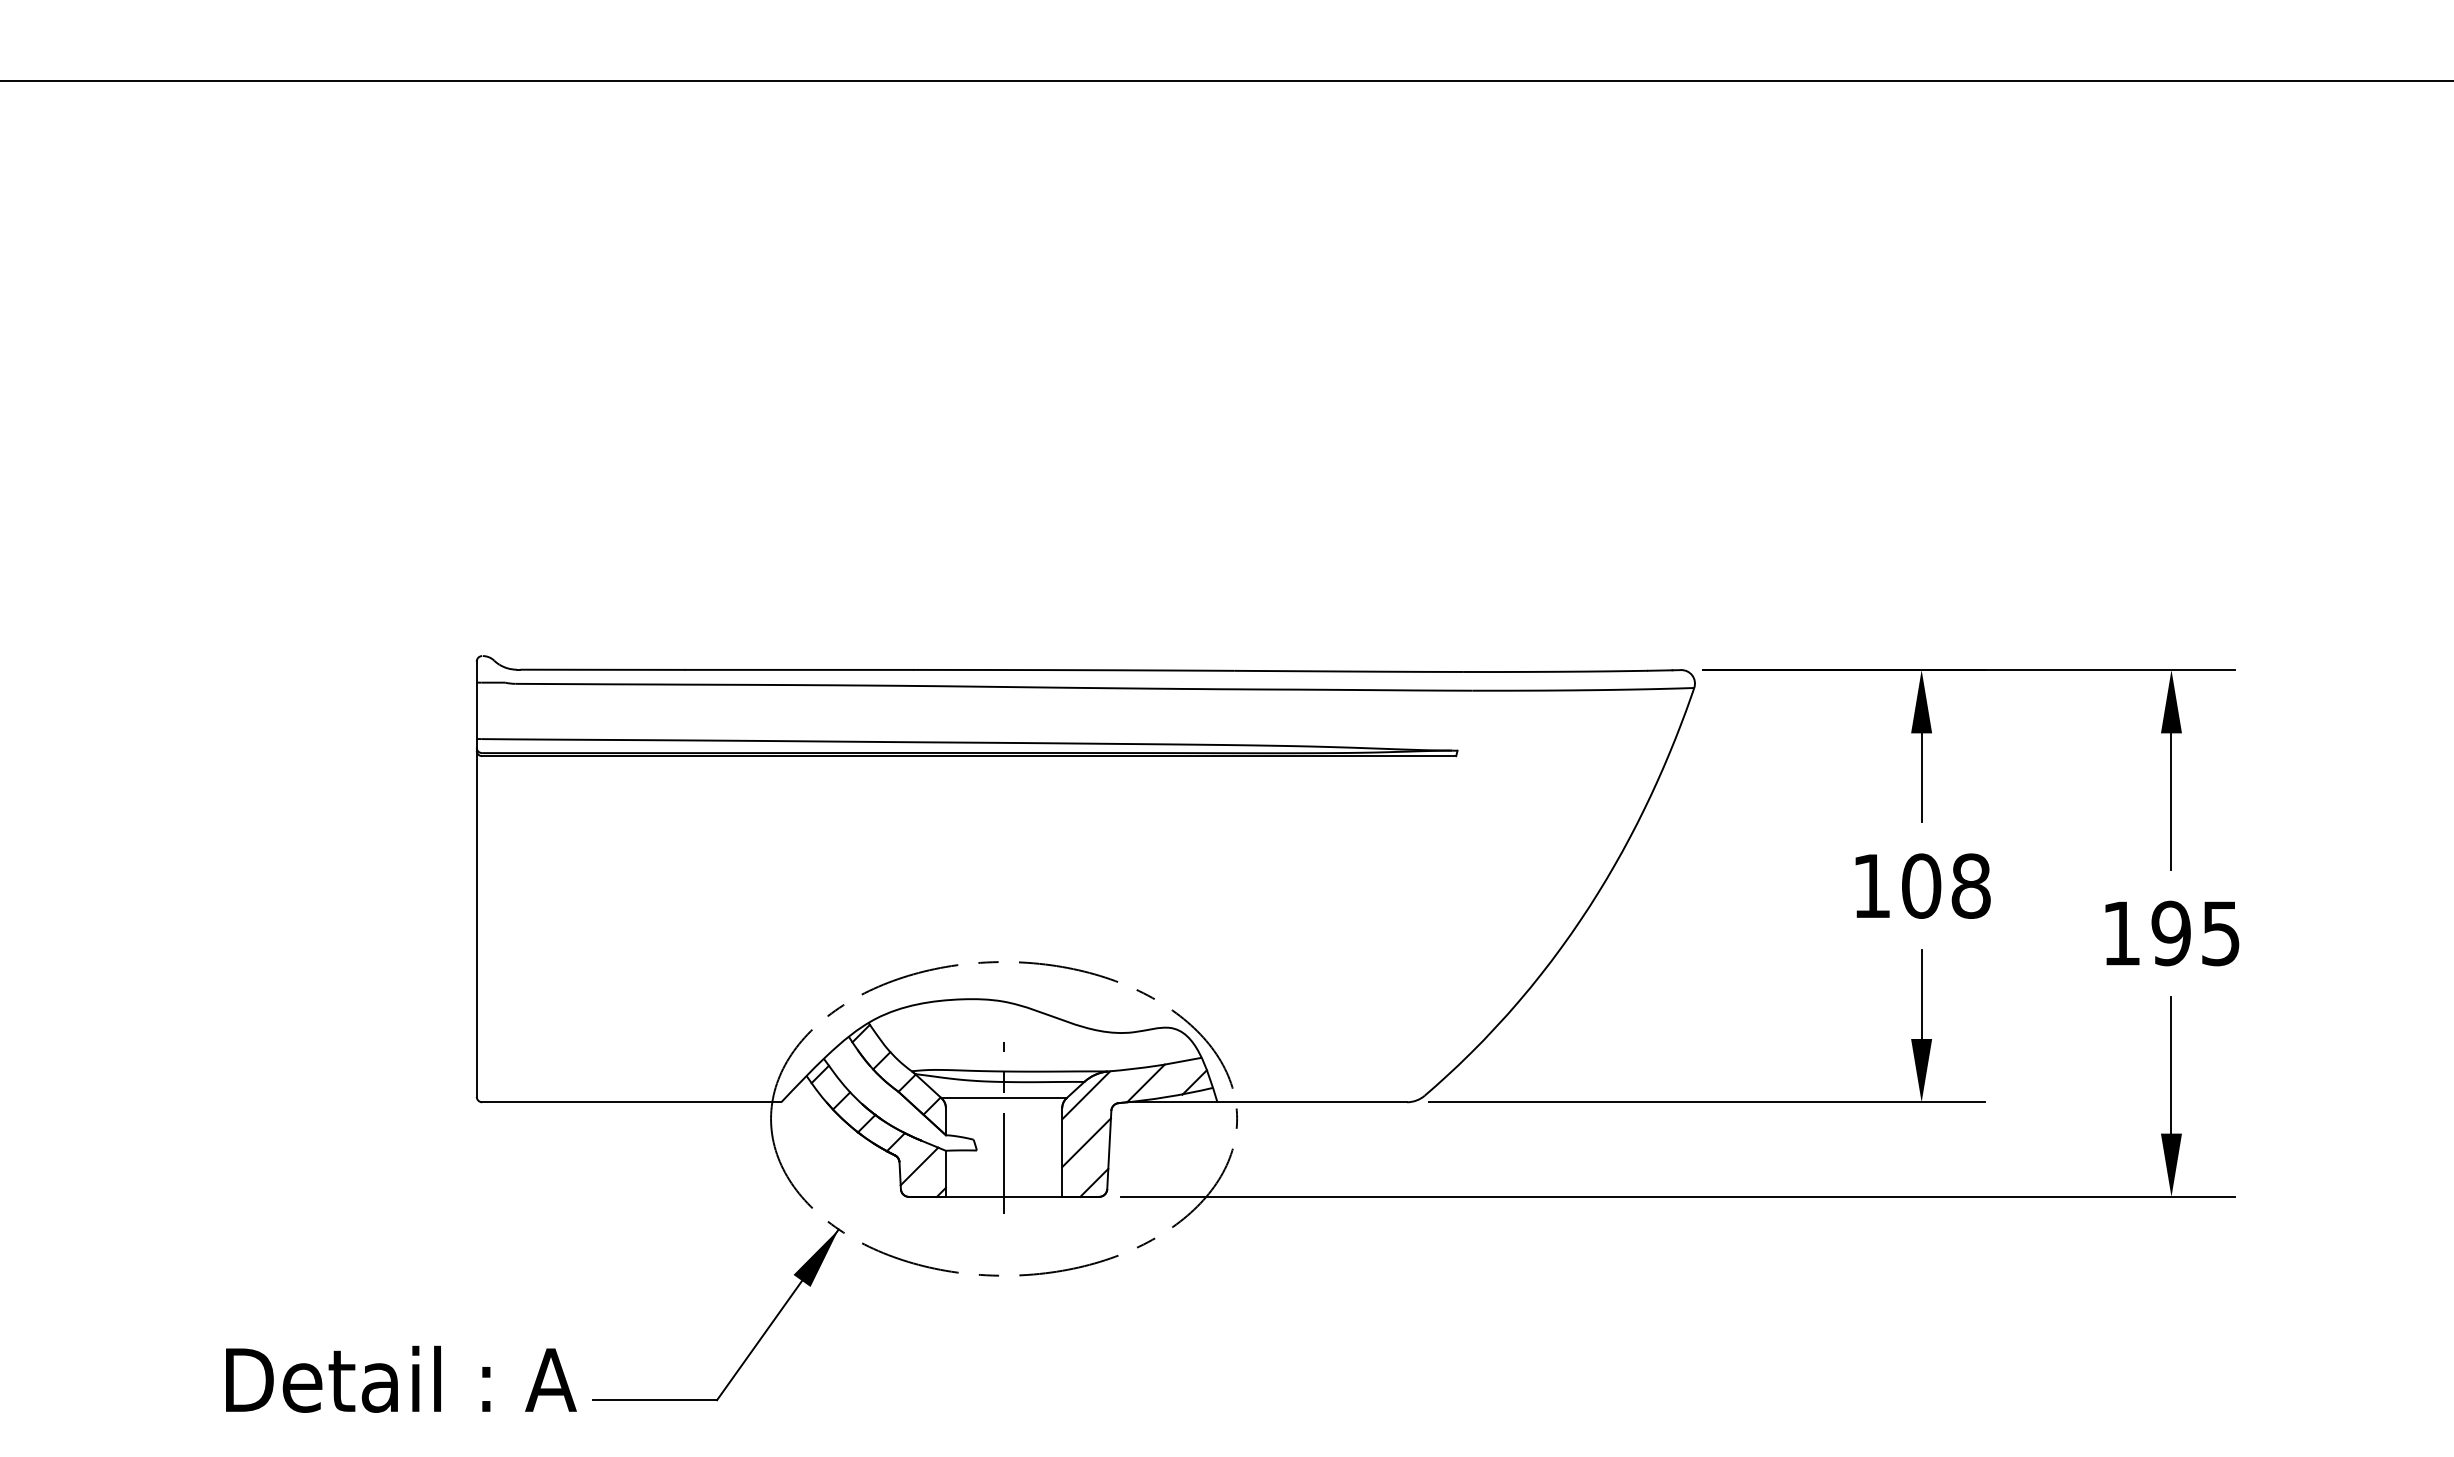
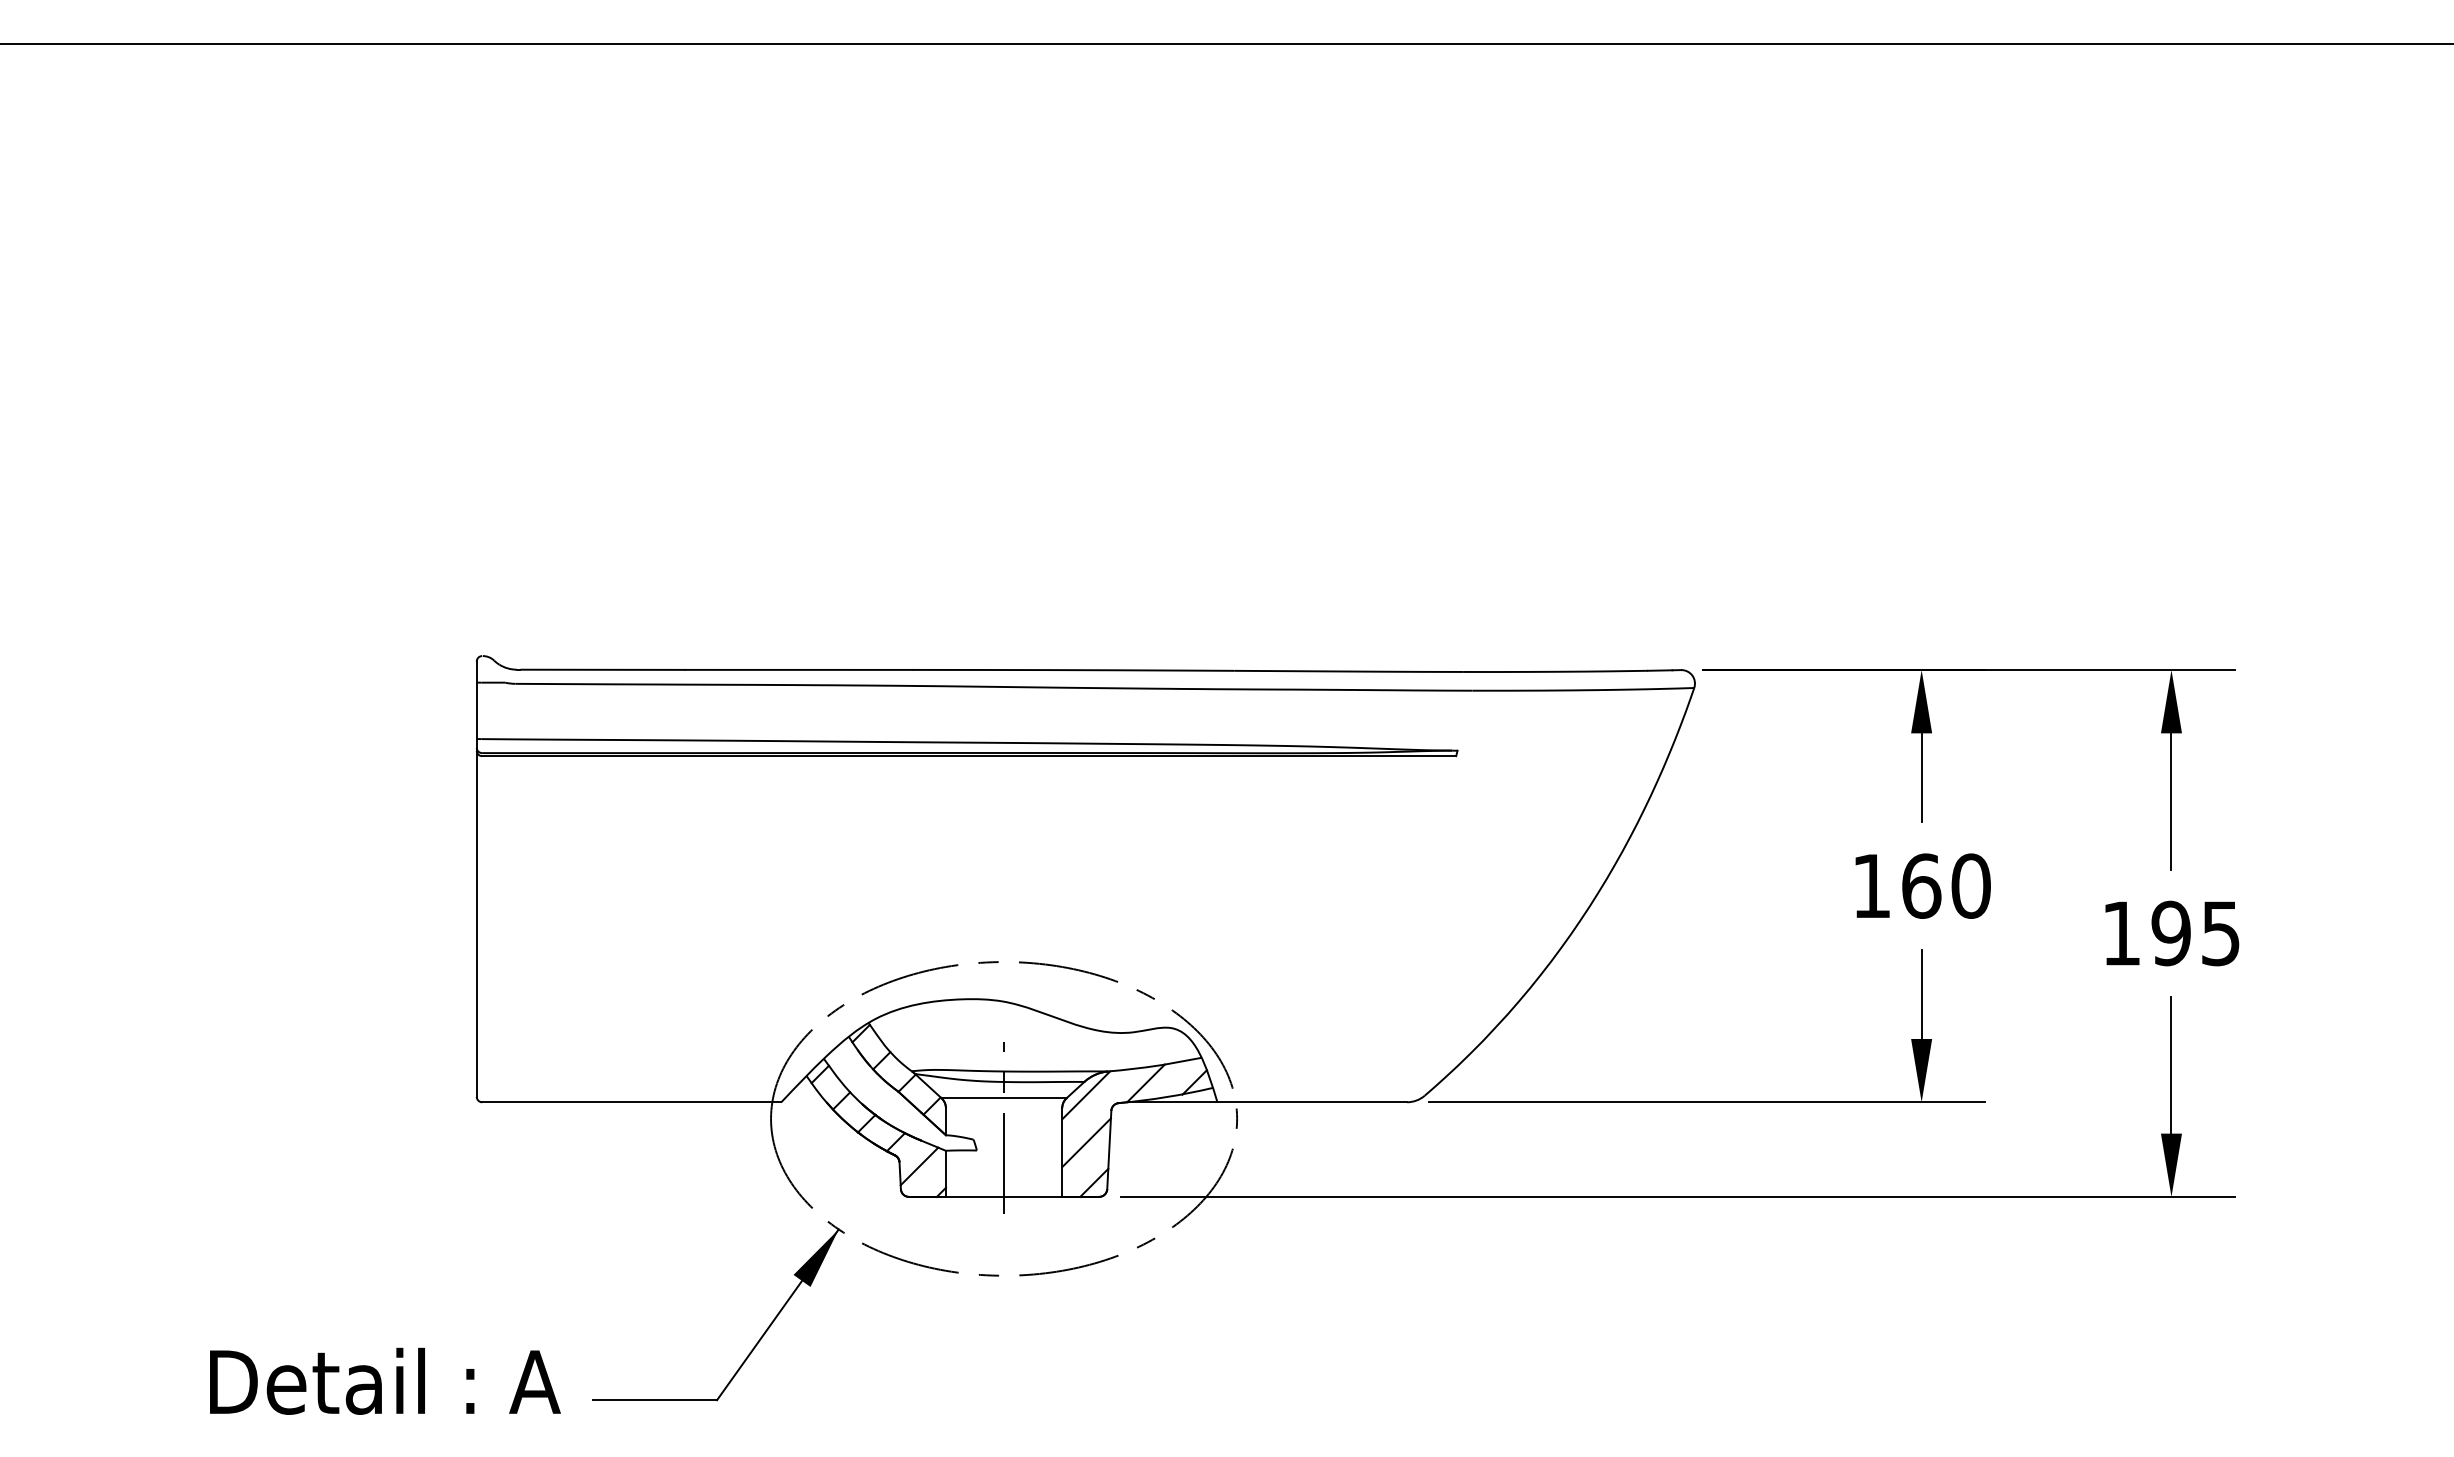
line position: (1226, 80) -> (1226, 43) (1226, 43)
text: 108 -> 160 (1946, 885)
text position: (401, 1378) -> (385, 1380) (385, 1380)
